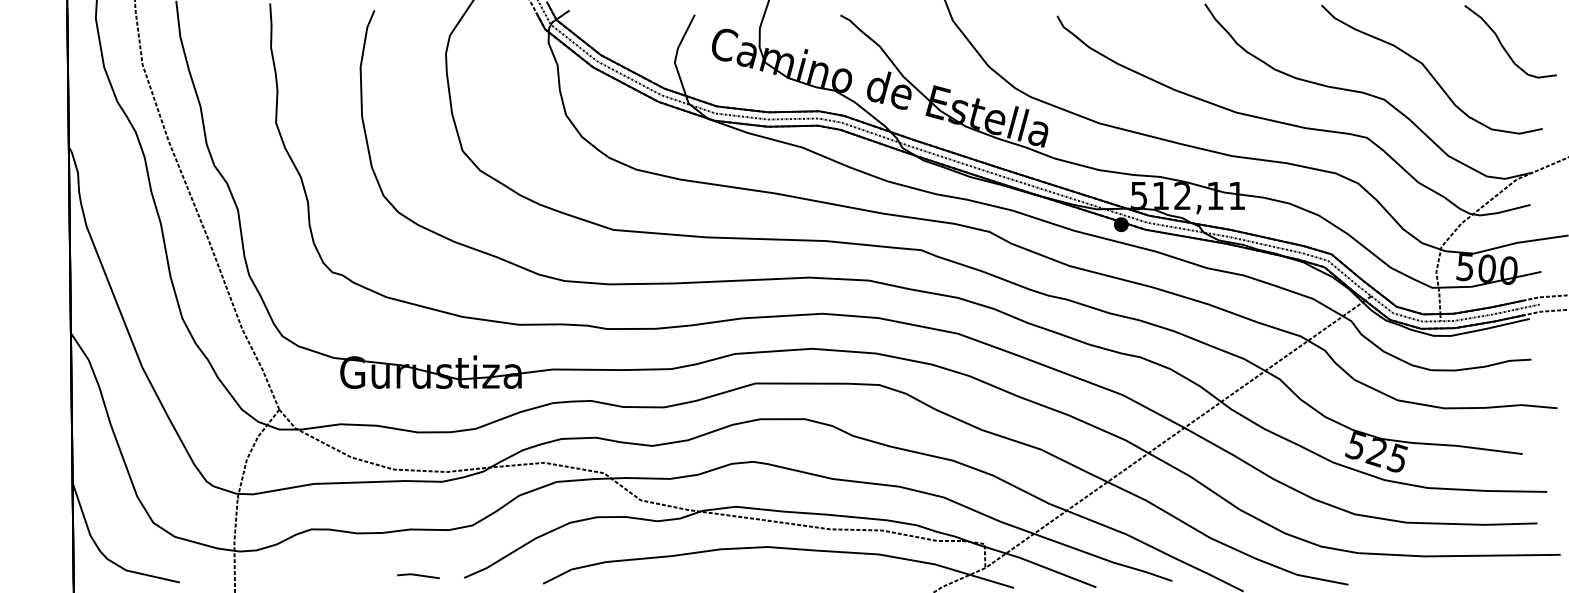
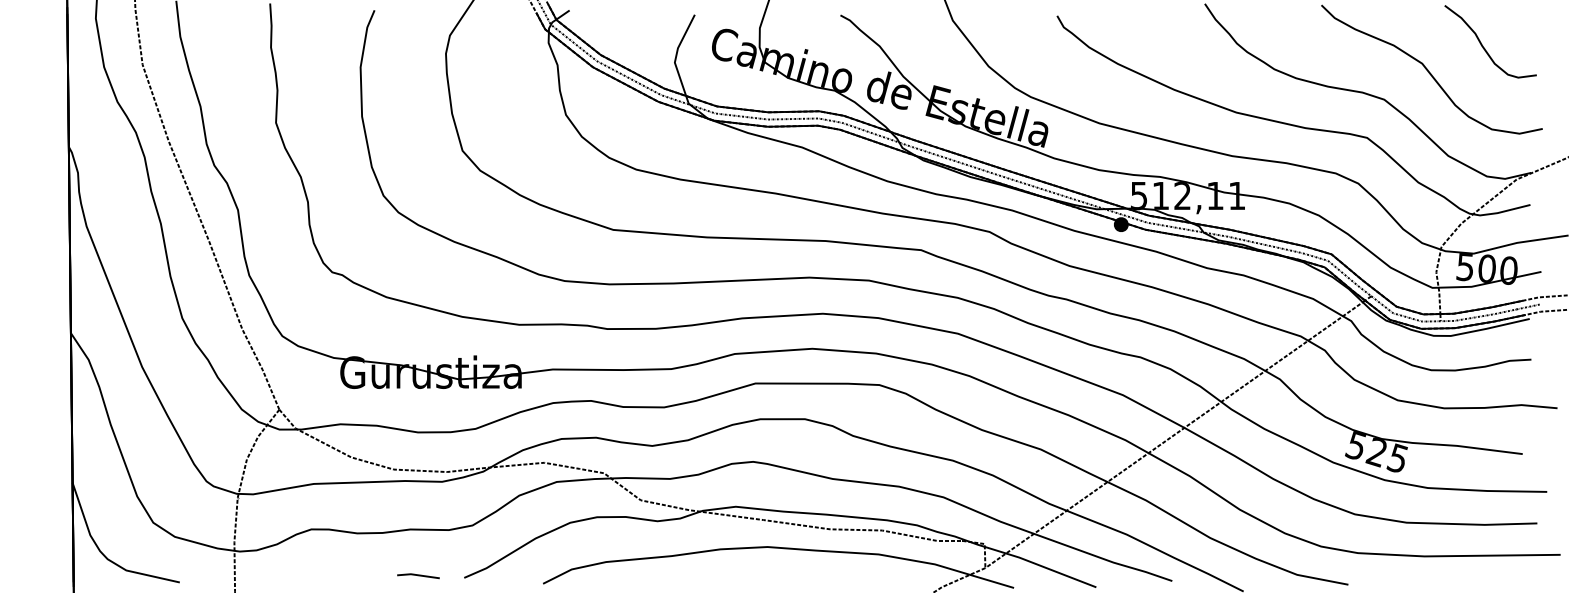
curve position: (1503, 45) -> (1483, 45) (1483, 45)
